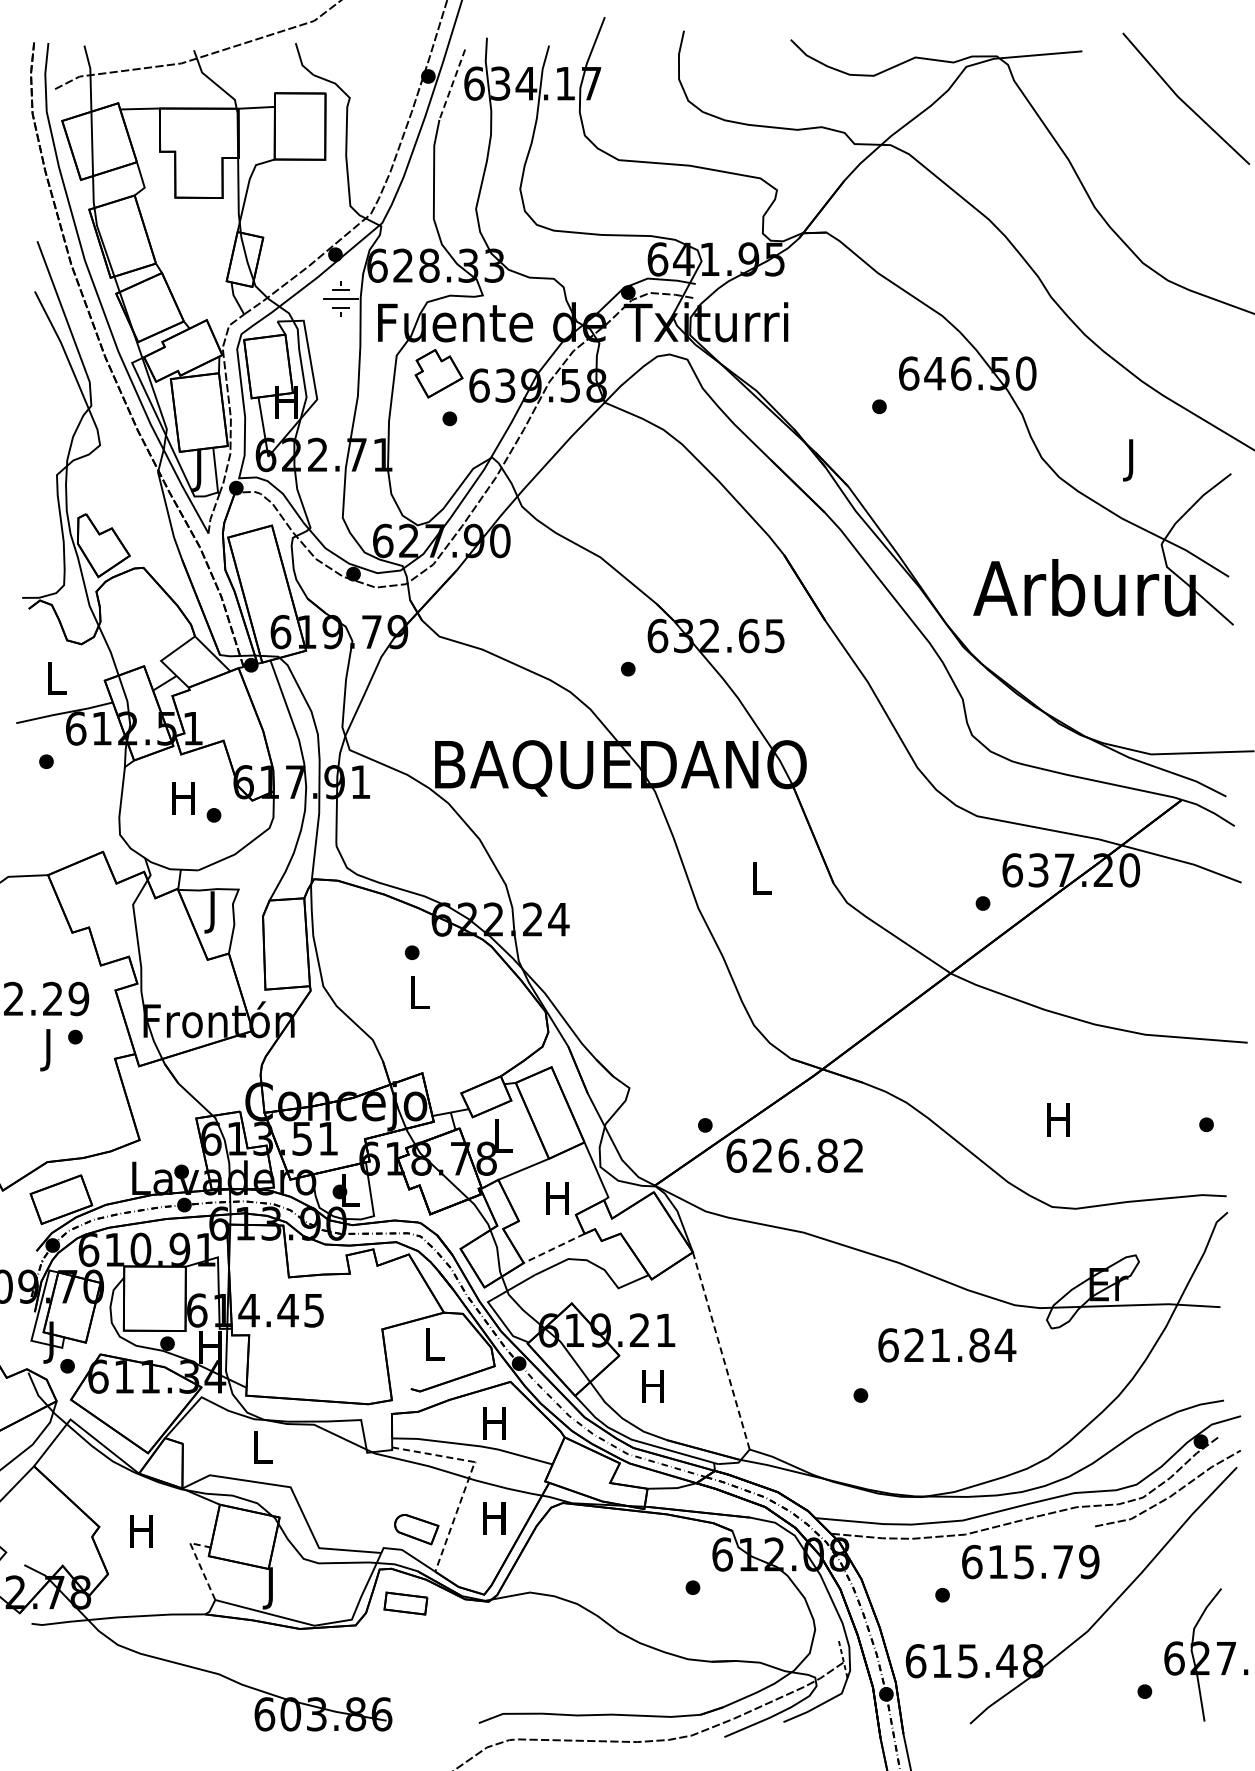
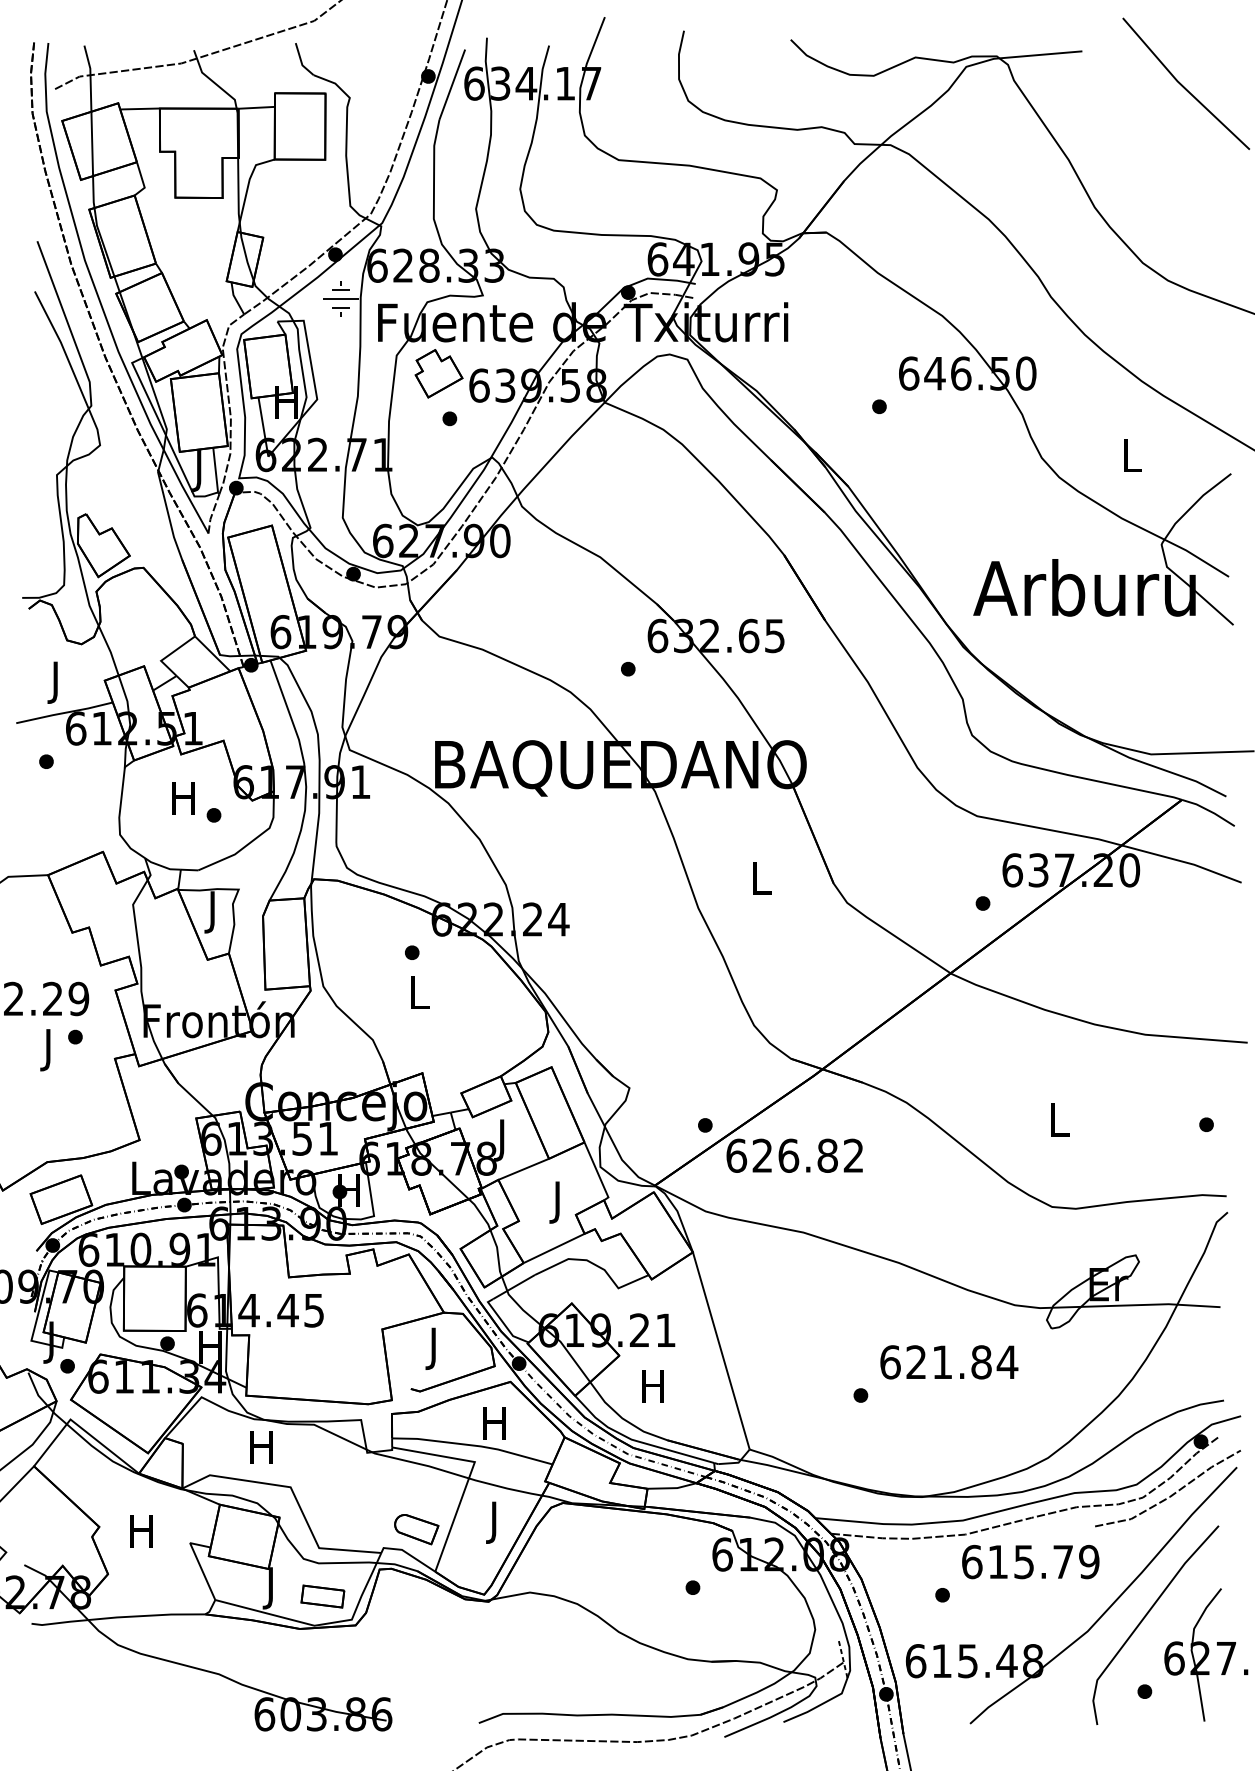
line: dashed -> solid (452, 85)
line position: (1183, 100) -> (1183, 85) (1183, 85)
text: J -> L (1132, 460)
text: L -> J (56, 682)
text: H -> L (1058, 1119)
text: L -> J (503, 1140)
text: L -> H (348, 1190)
text: H -> J (557, 1202)
line: dashed -> solid (554, 1248)
text position: (947, 1345) -> (949, 1362) (949, 1362)
text: L -> J (434, 1348)
line: dashed -> solid (721, 1350)
text: L -> H (261, 1447)
line: dashed -> solid (469, 1477)
text: H -> J (494, 1522)
line: dashed -> solid (198, 1561)
part position: (405, 1603) -> (322, 1596) (322, 1596)
line: none -> present (1147, 1615)
